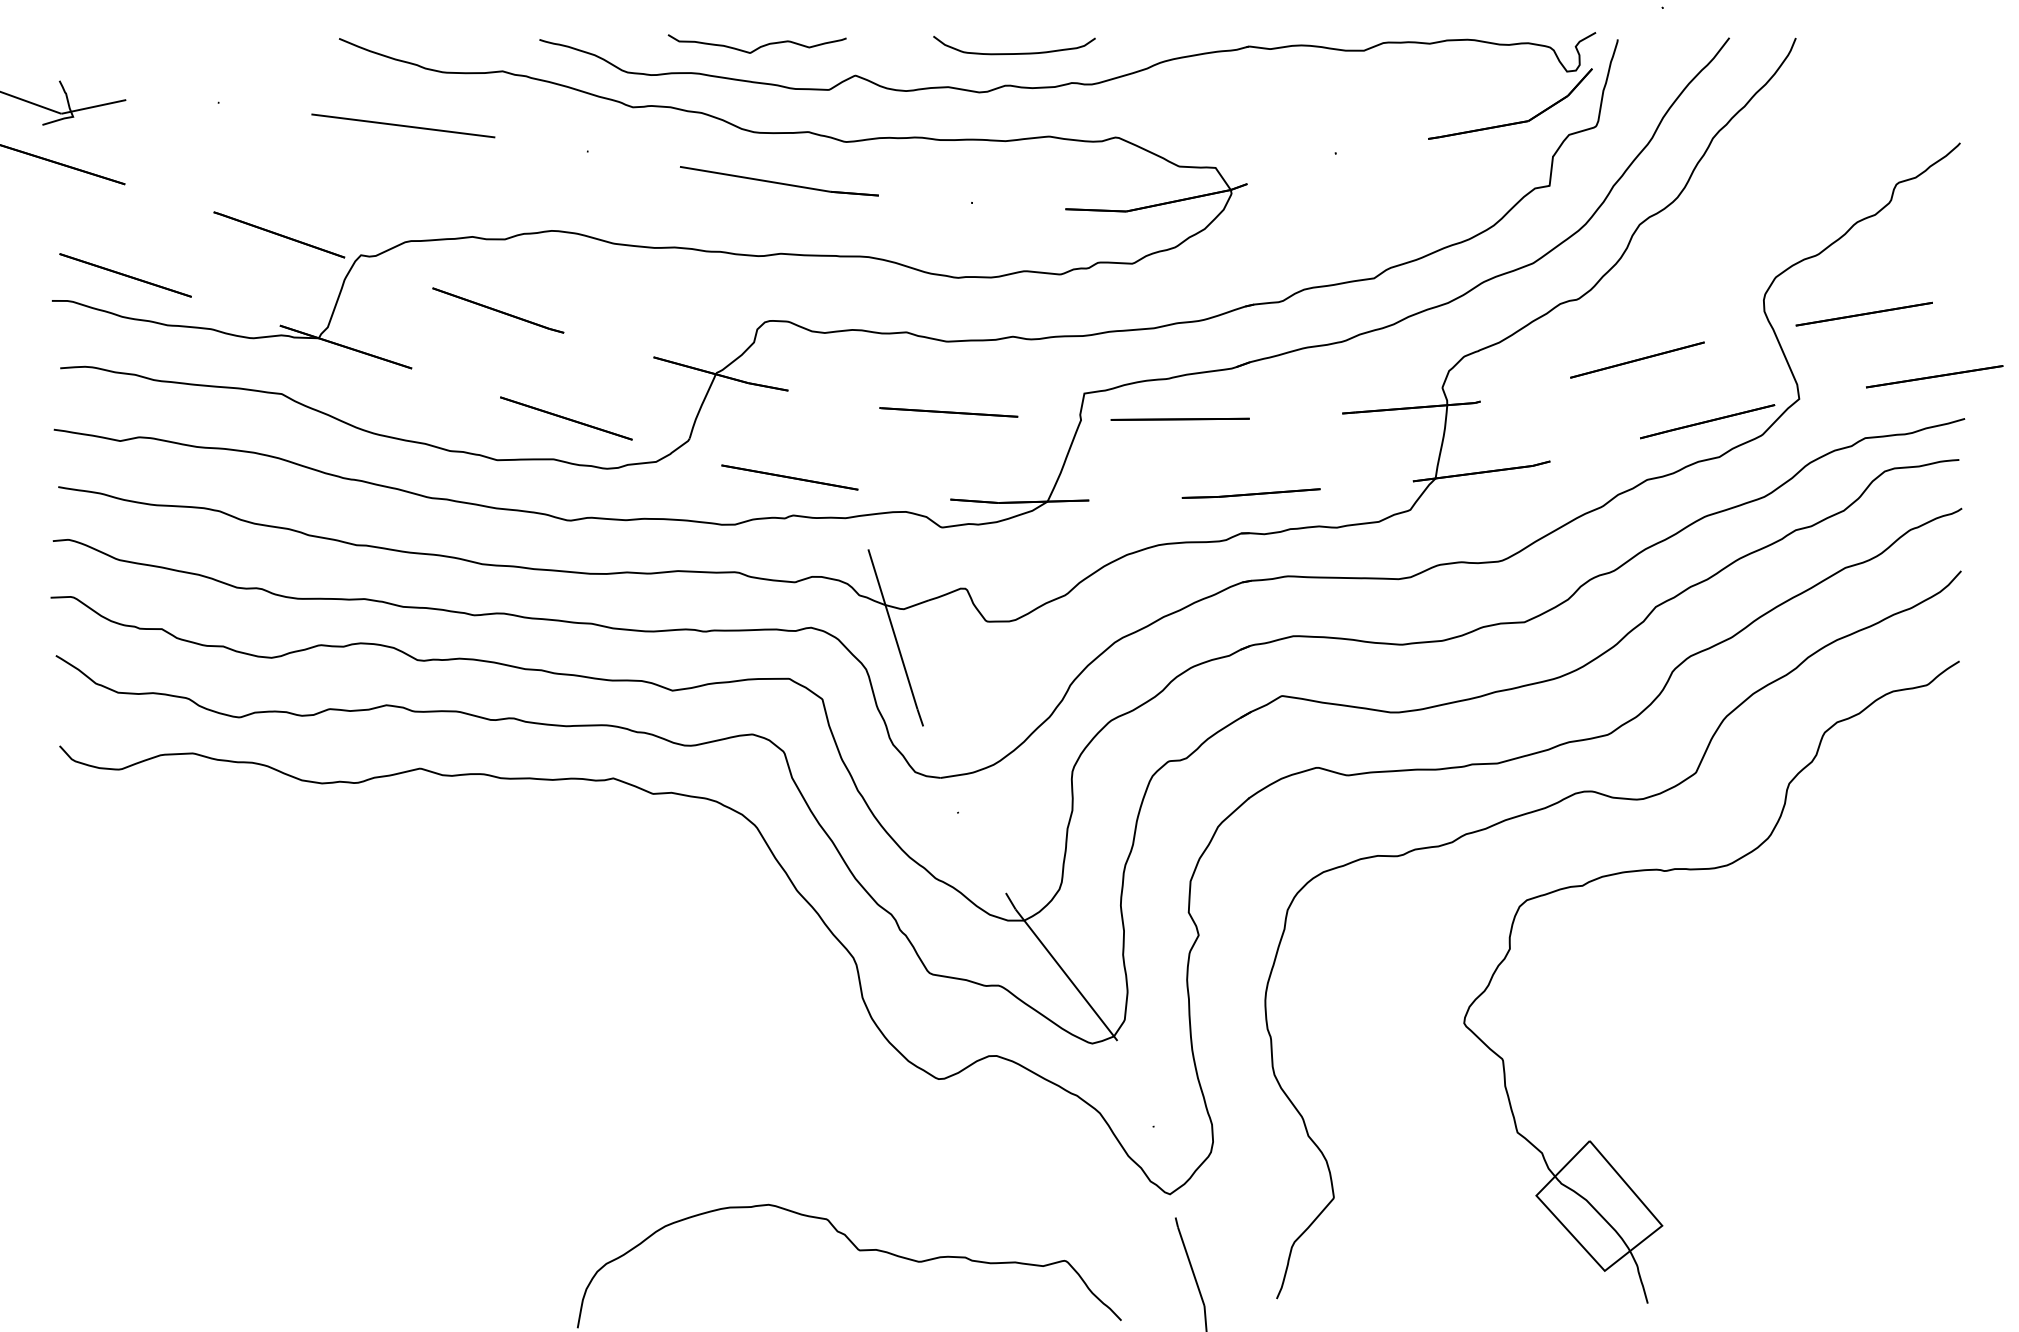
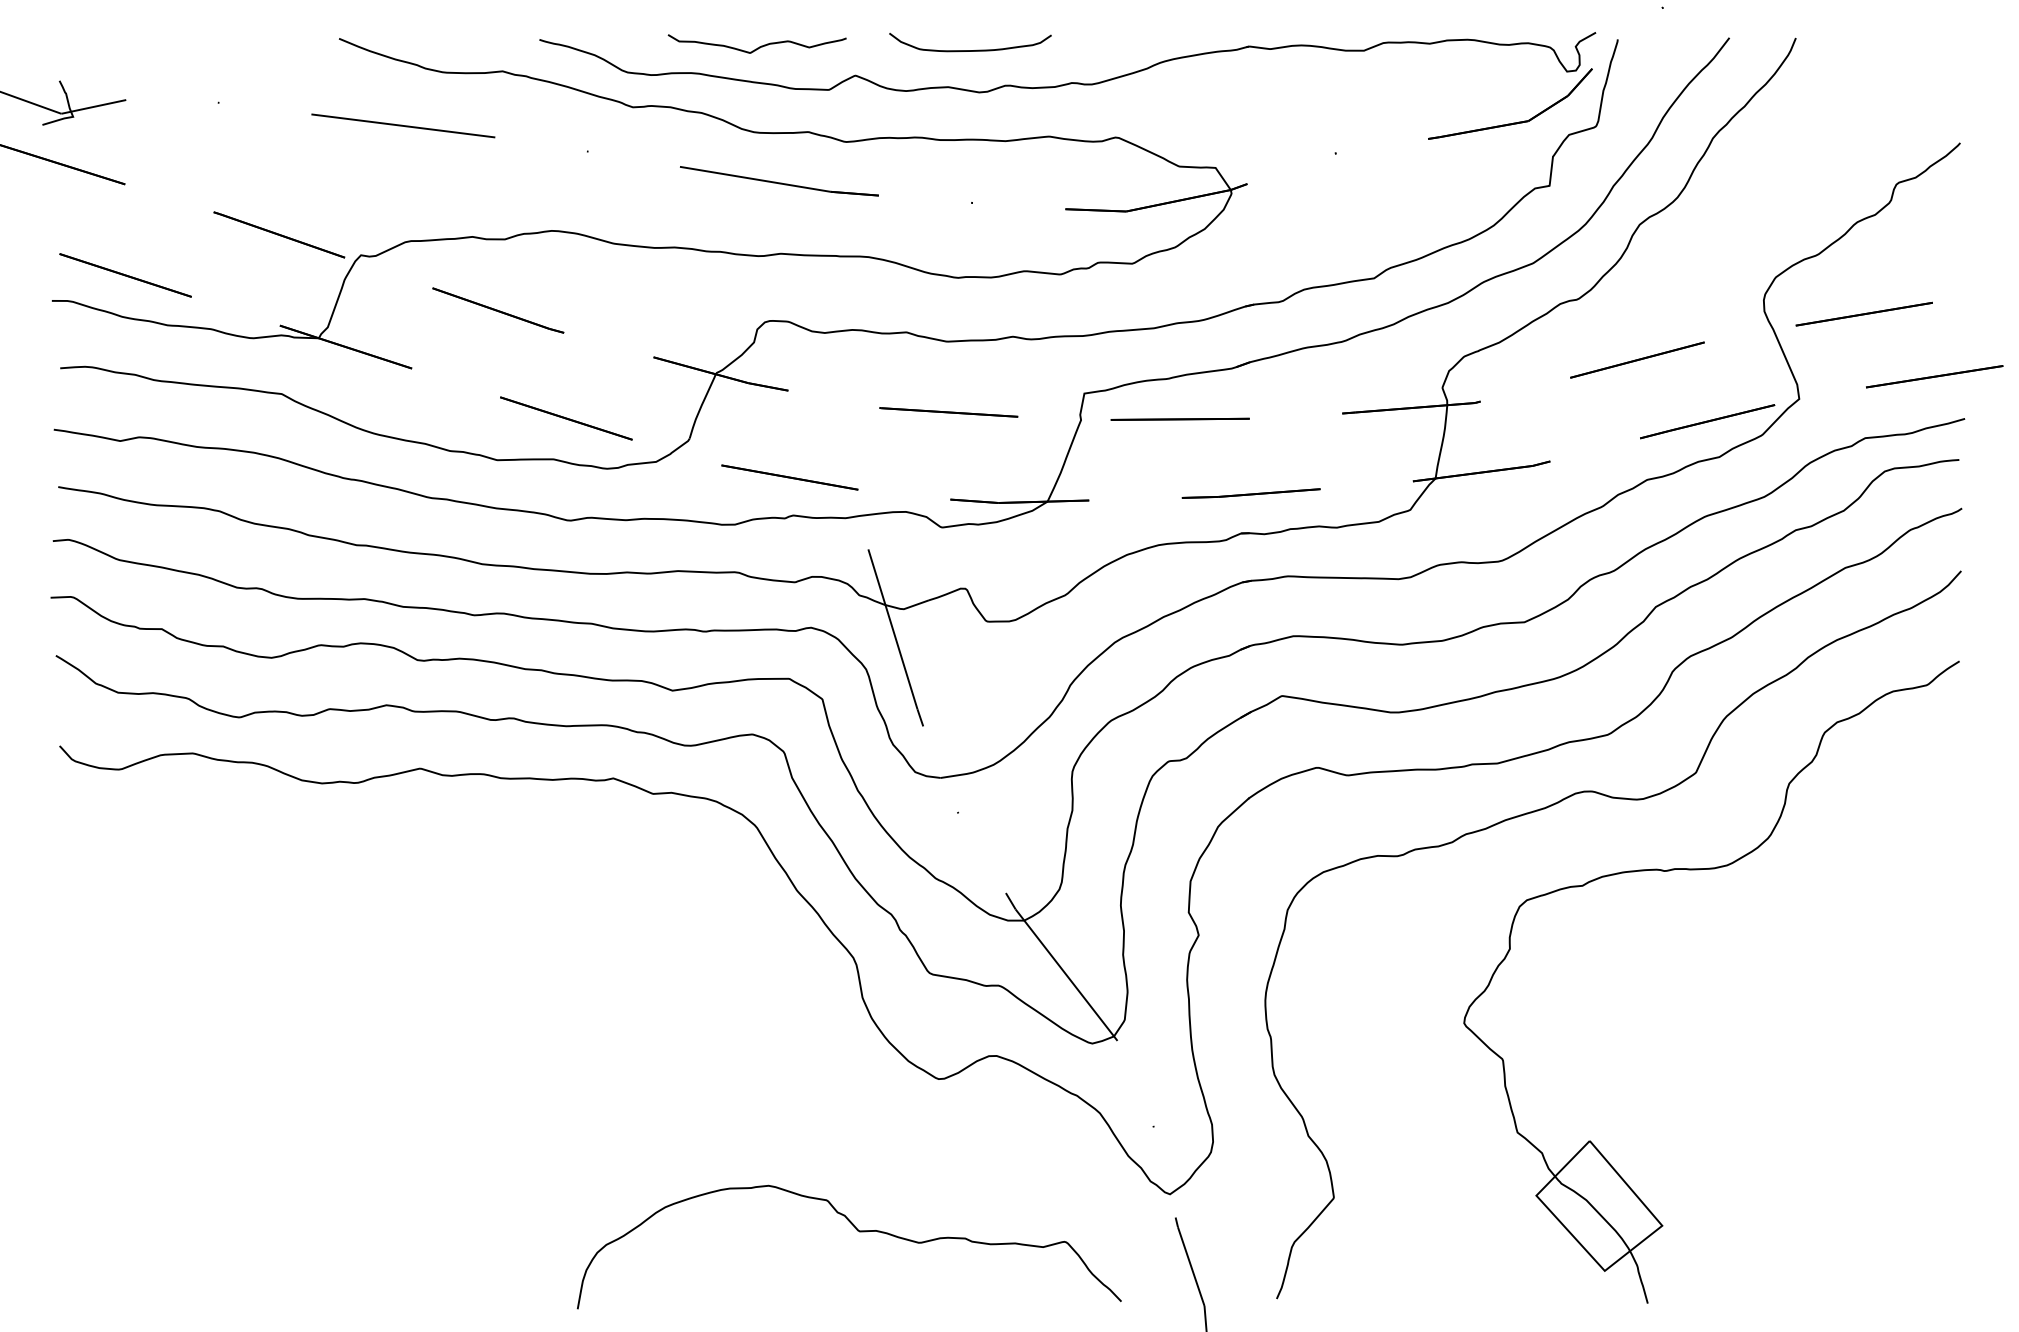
curve position: (1014, 53) -> (970, 50) (970, 50)
curve position: (857, 1250) -> (857, 1231) (857, 1231)
